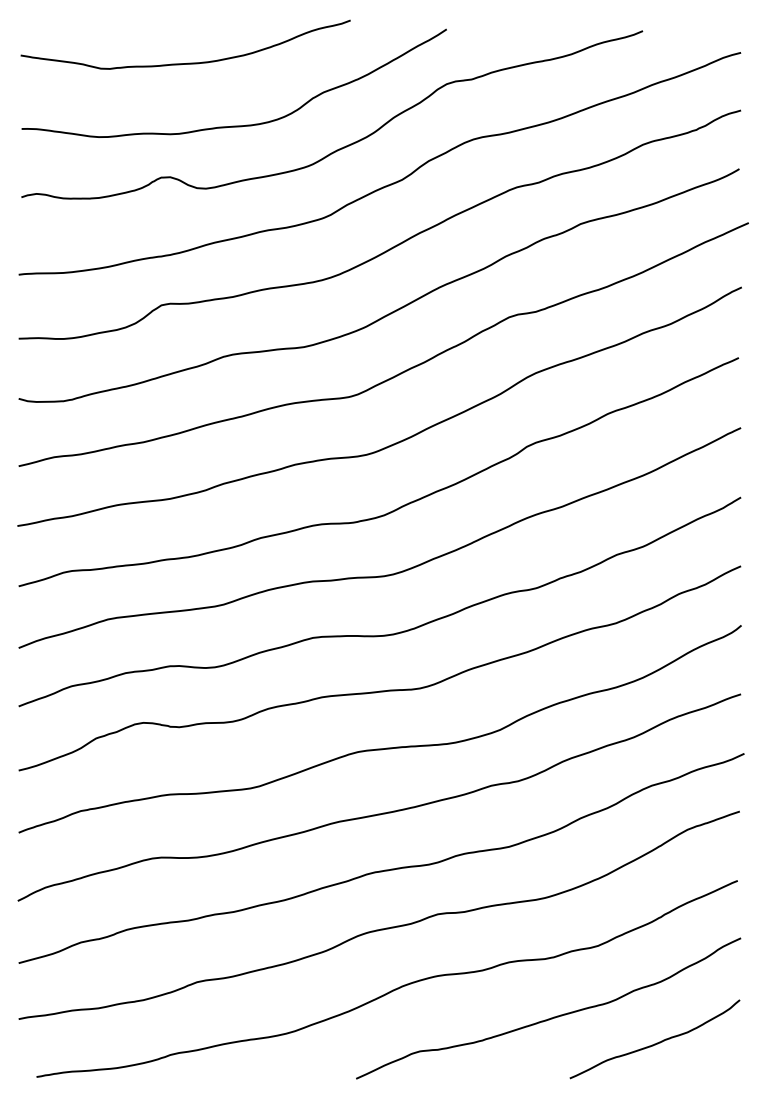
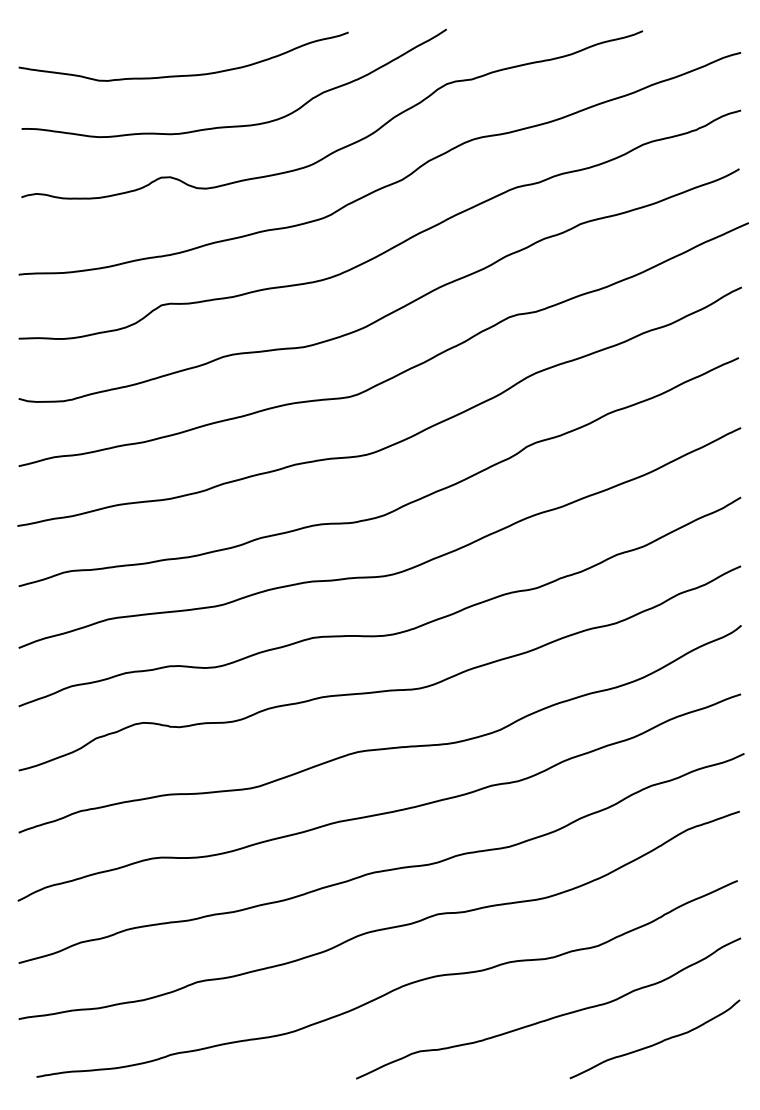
curve position: (188, 62) -> (186, 74) (186, 74)
